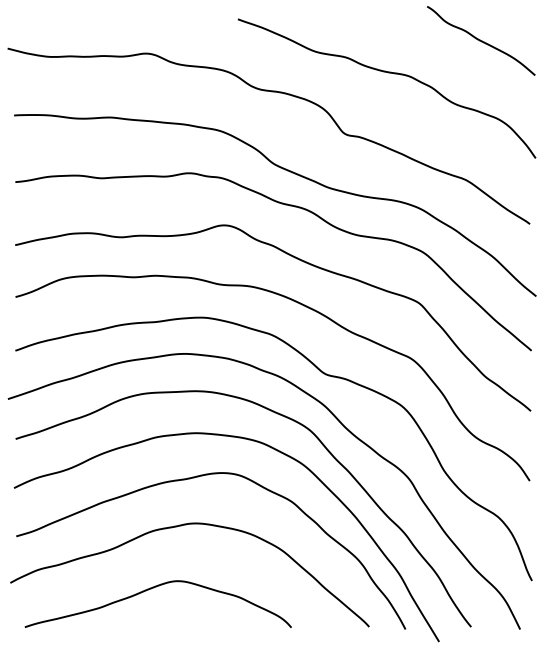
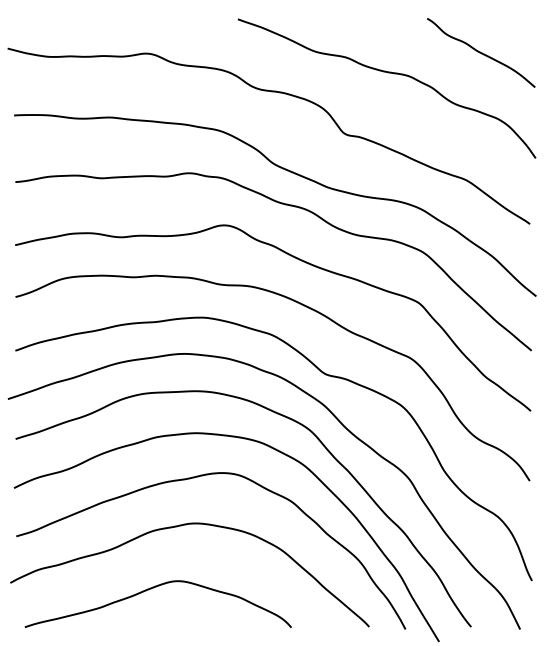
curve position: (481, 40) -> (481, 52) (481, 52)
